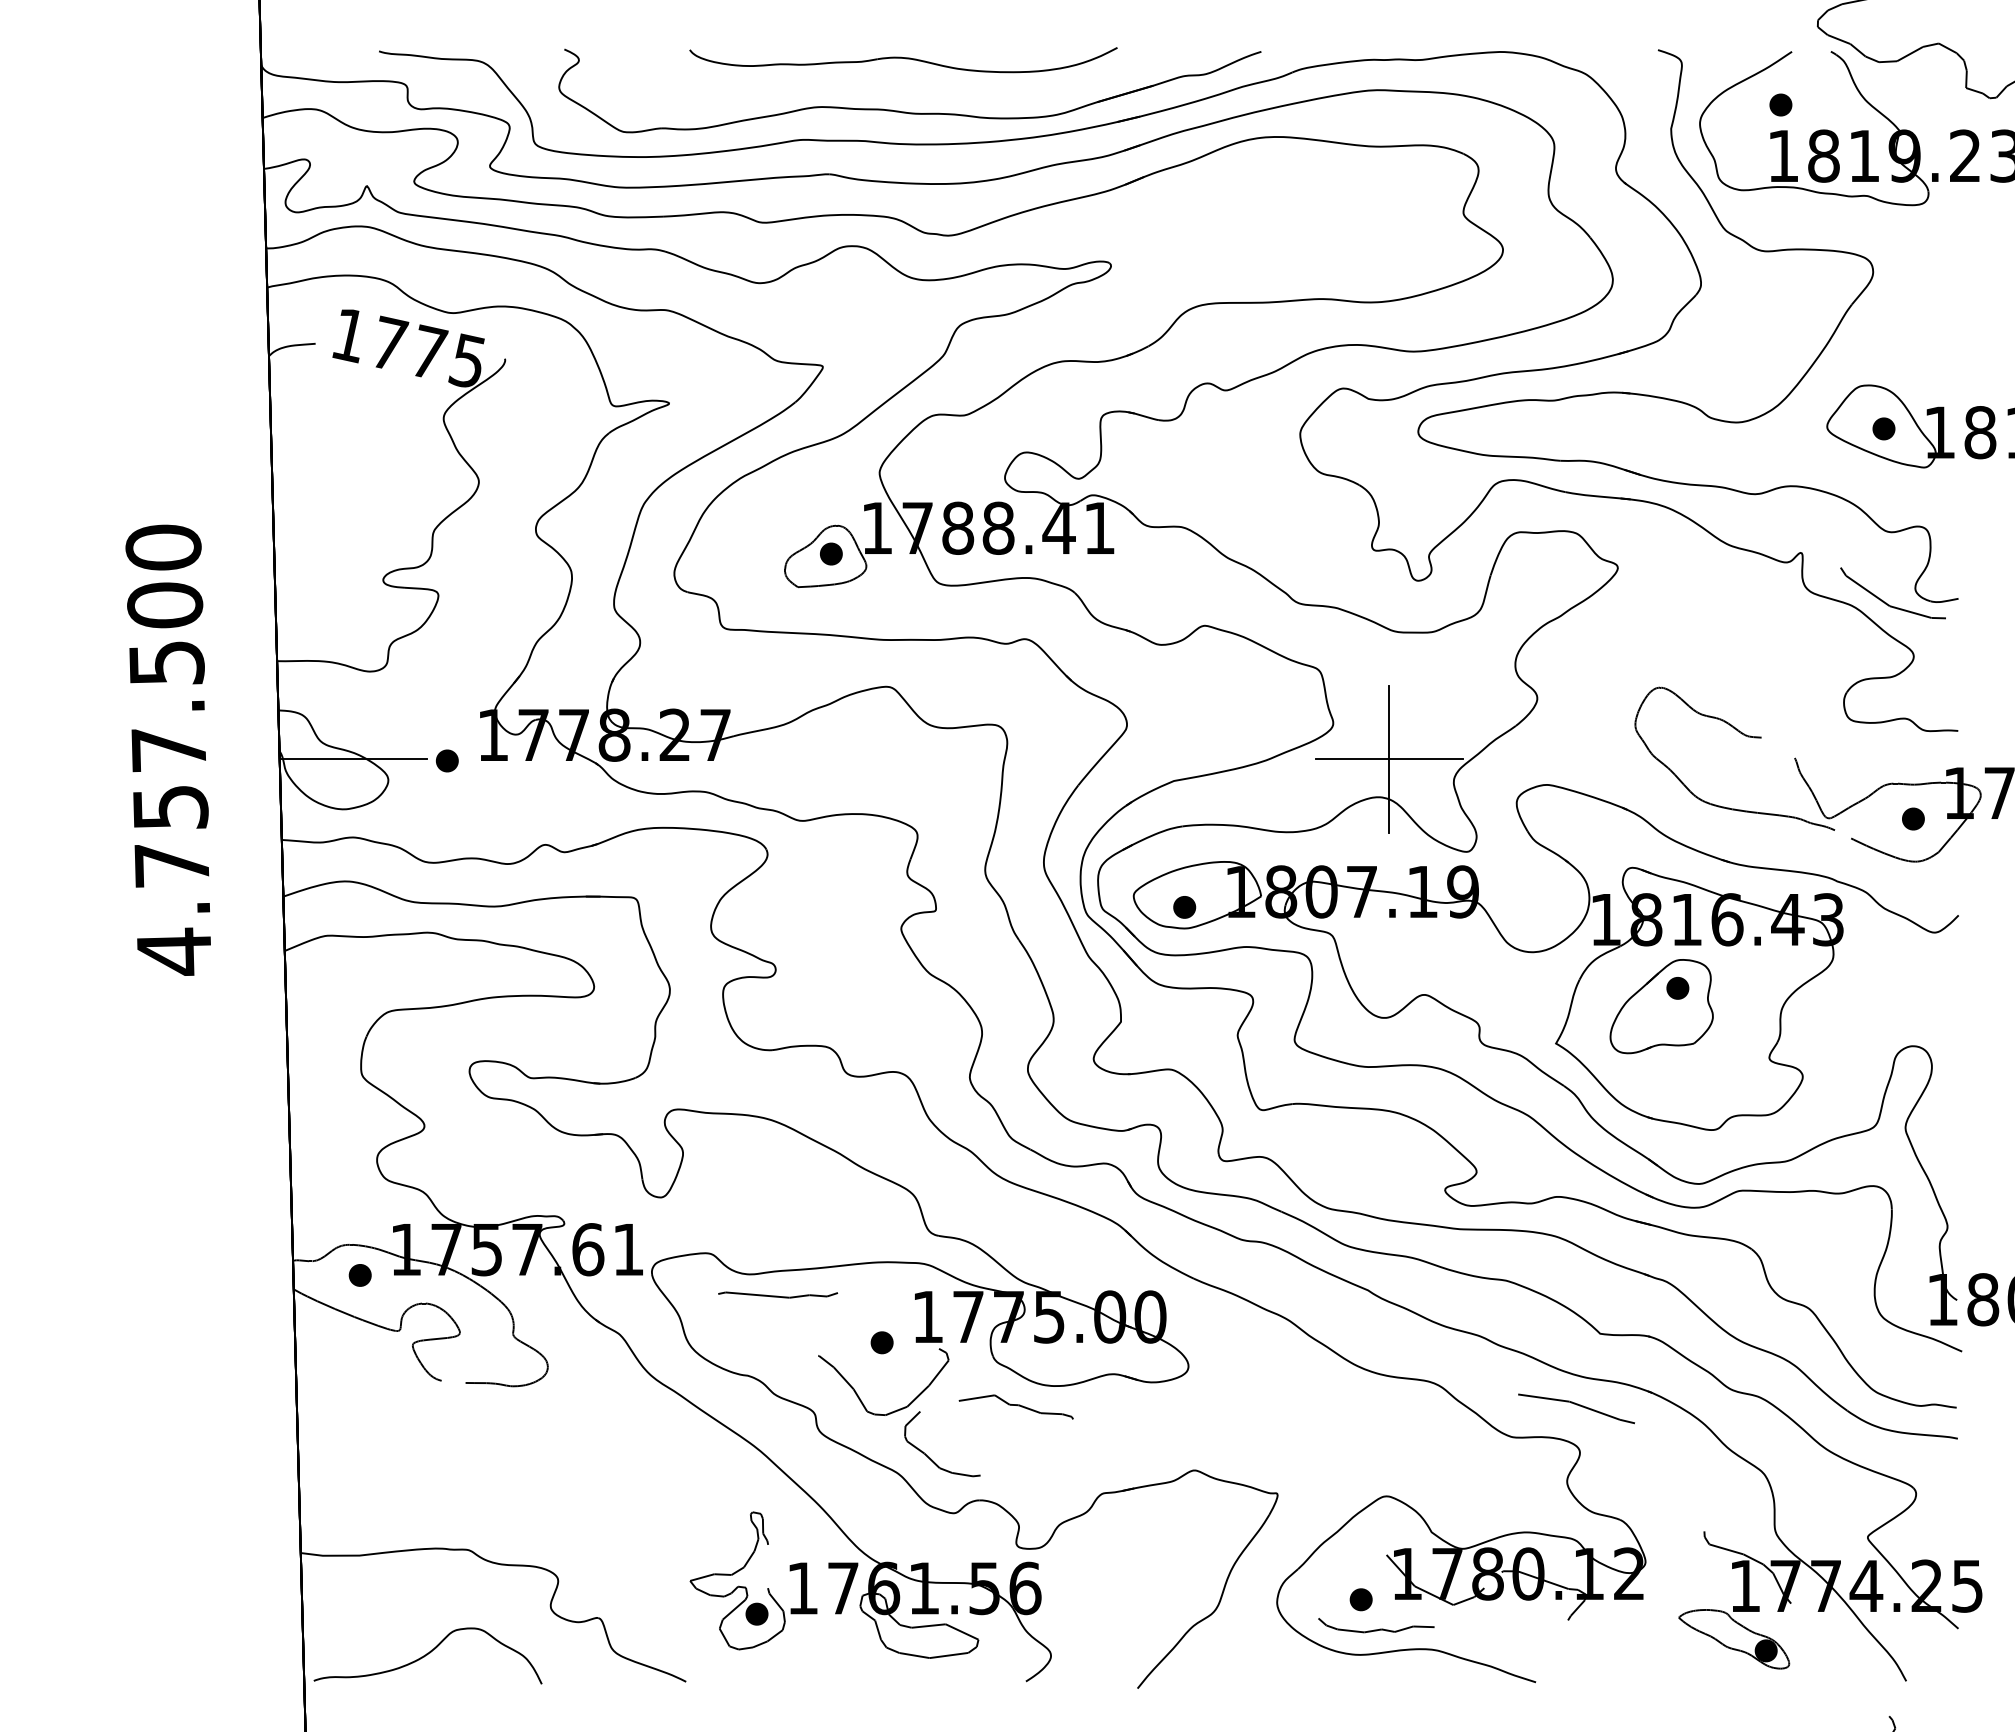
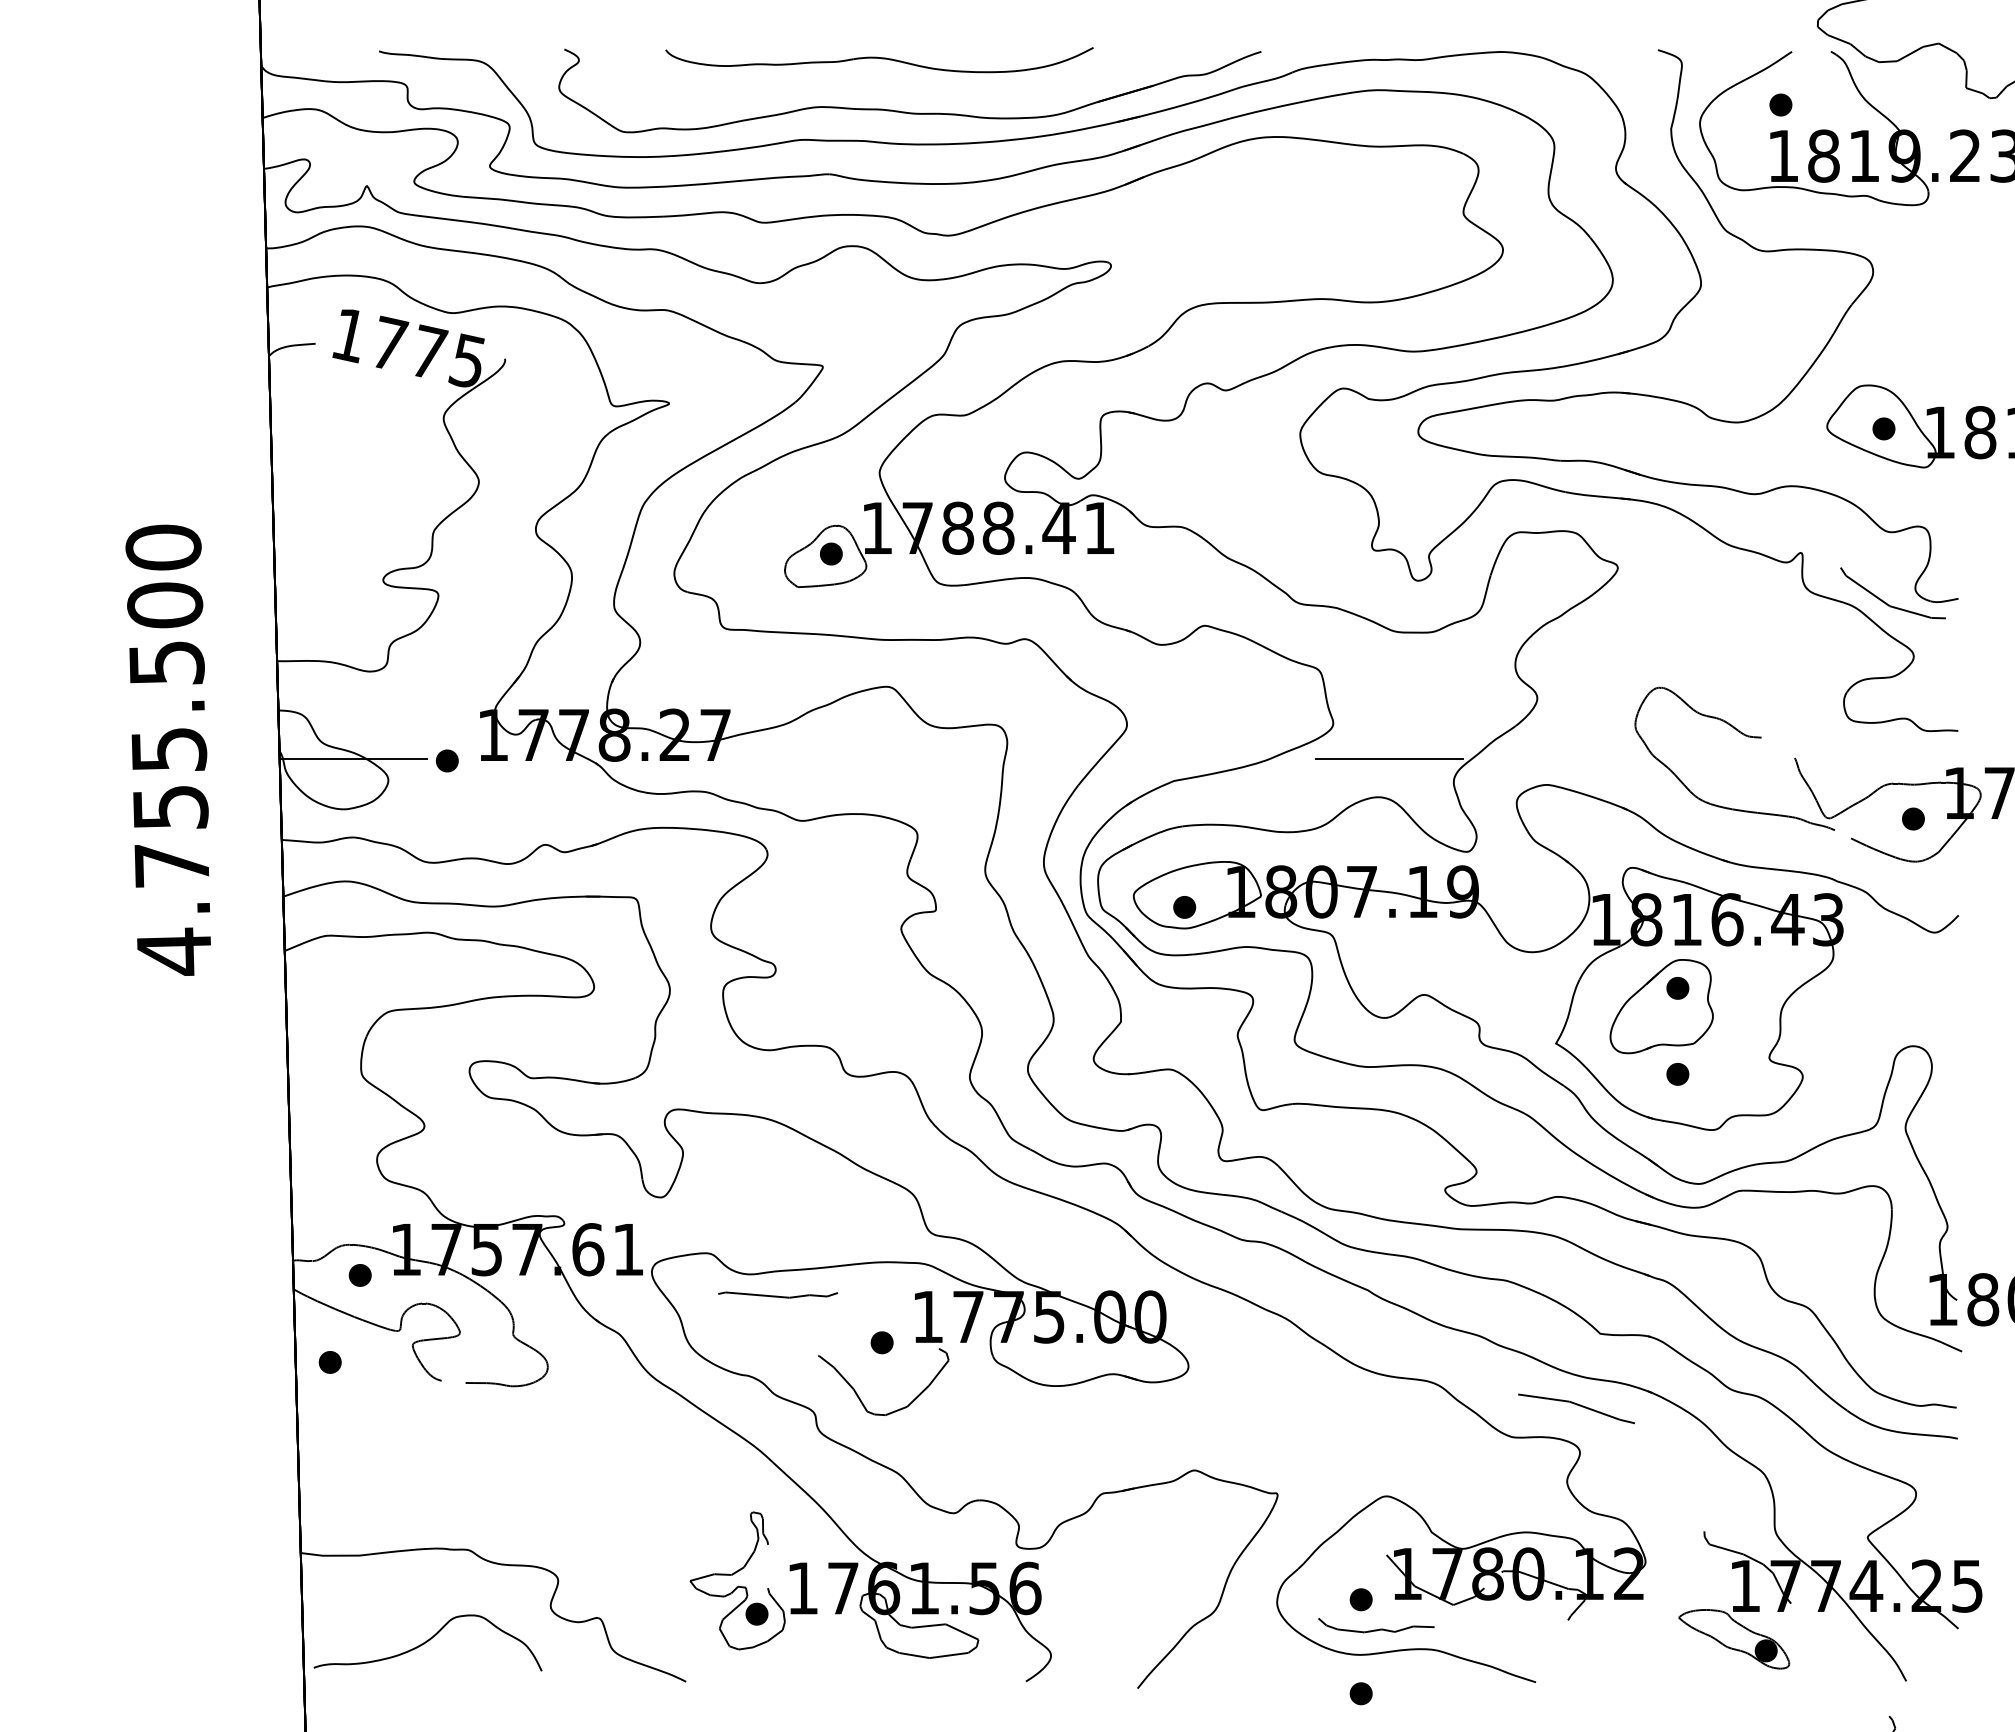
part position: (903, 60) -> (879, 60) (879, 60)
text: 4.757.500 -> 4.755.500 (169, 750)
line: present -> none (1389, 758)
part: none -> present (1677, 1074)
part: none -> present (329, 1362)
part: present -> none (1008, 1405)
curve position: (427, 1655) -> (427, 1642) (427, 1642)
part: none -> present (1360, 1693)
